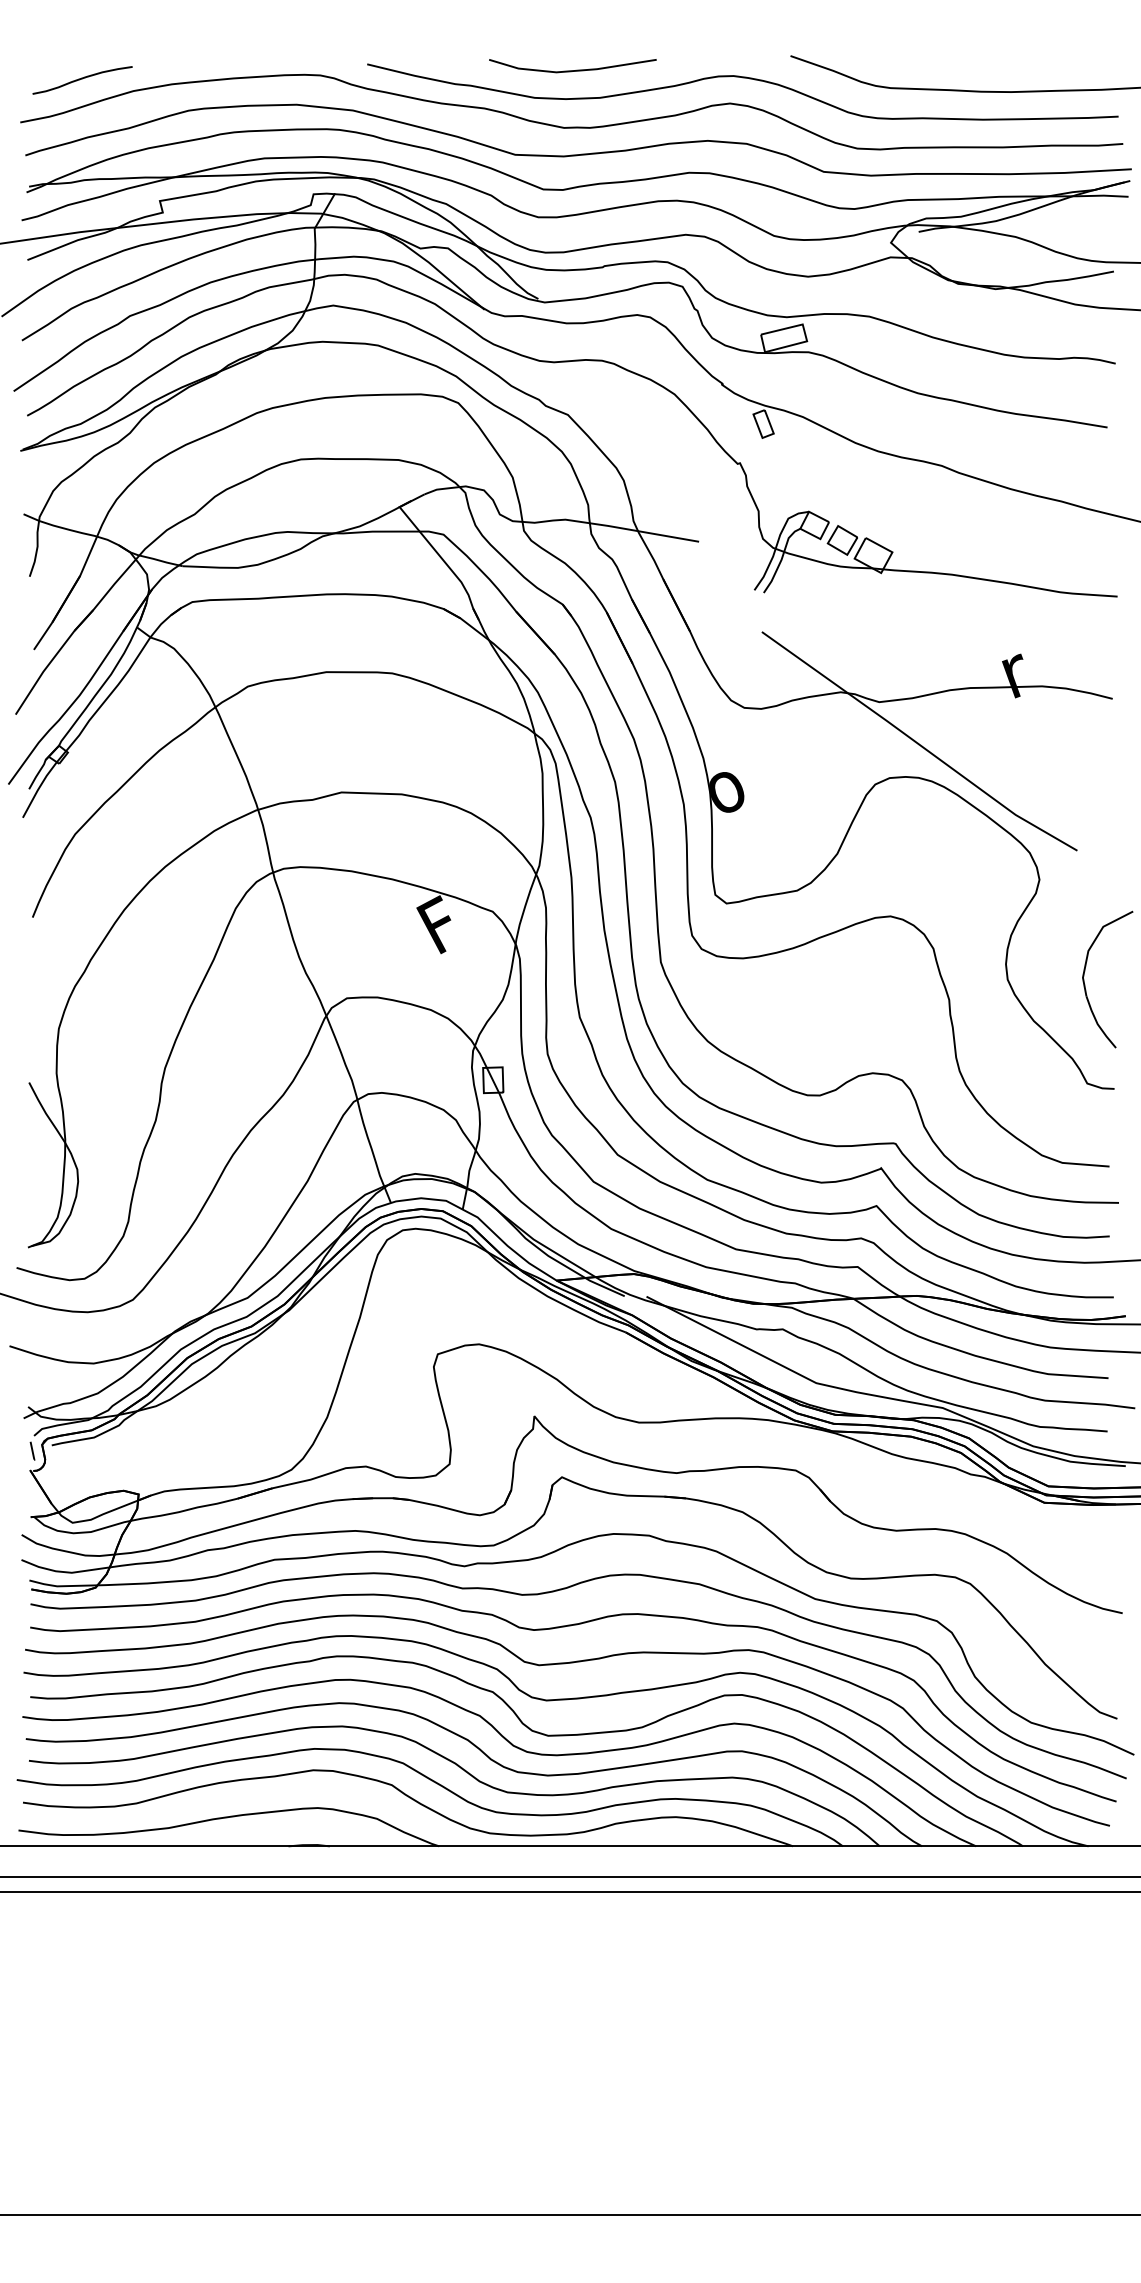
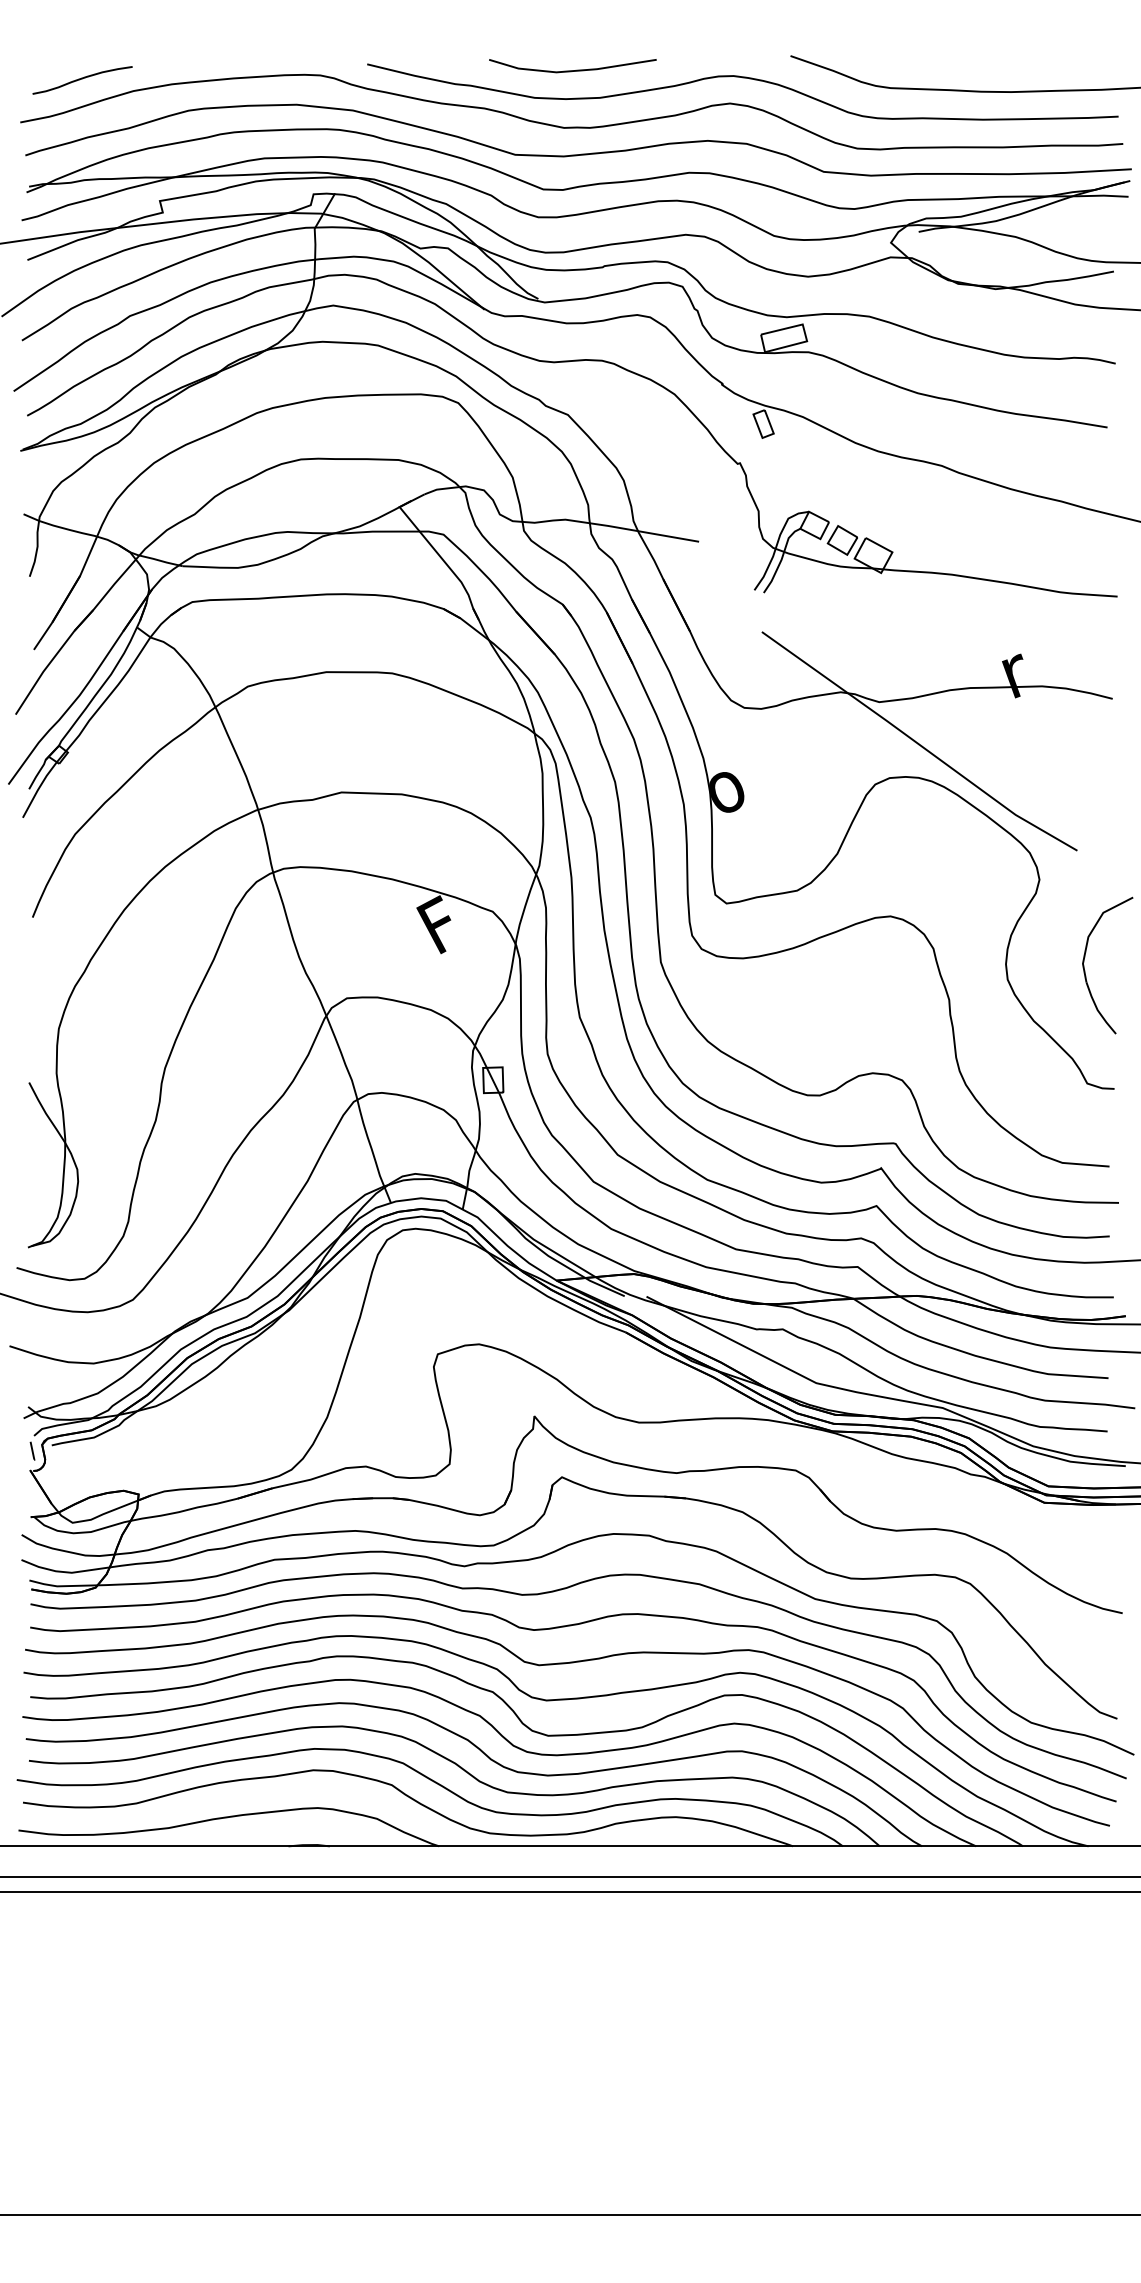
part position: (1085, 984) -> (1085, 970) (1085, 970)
